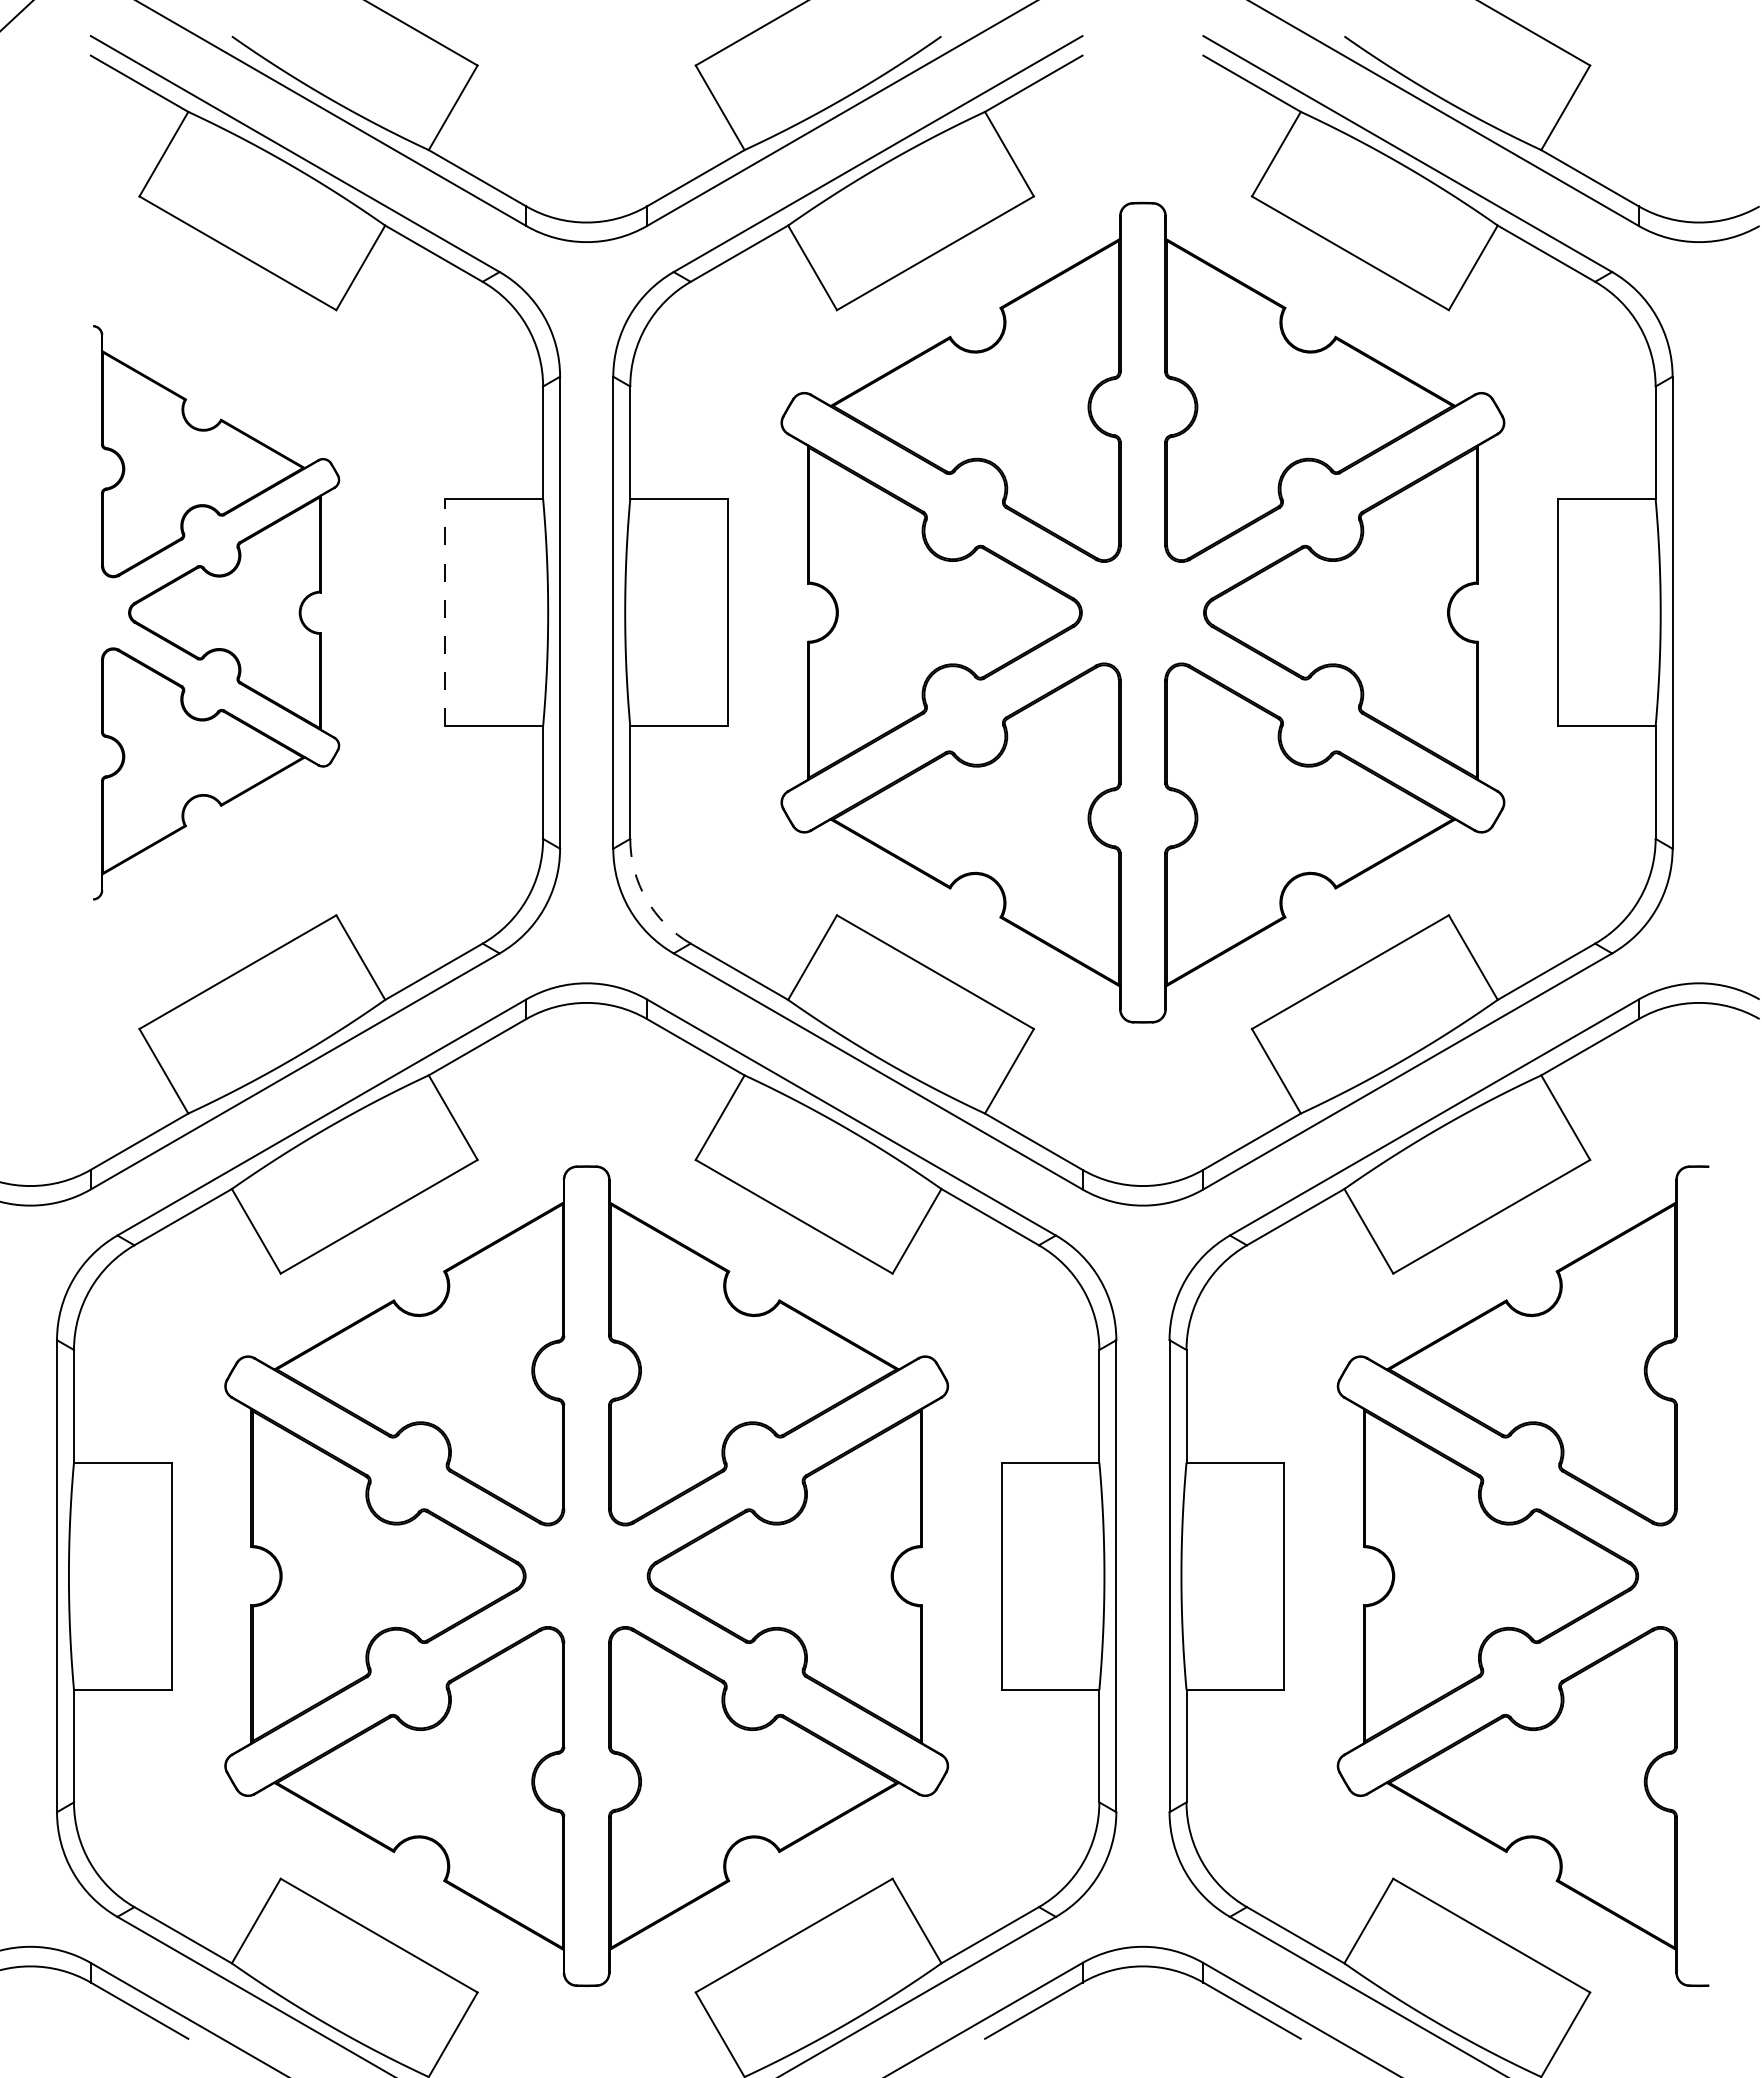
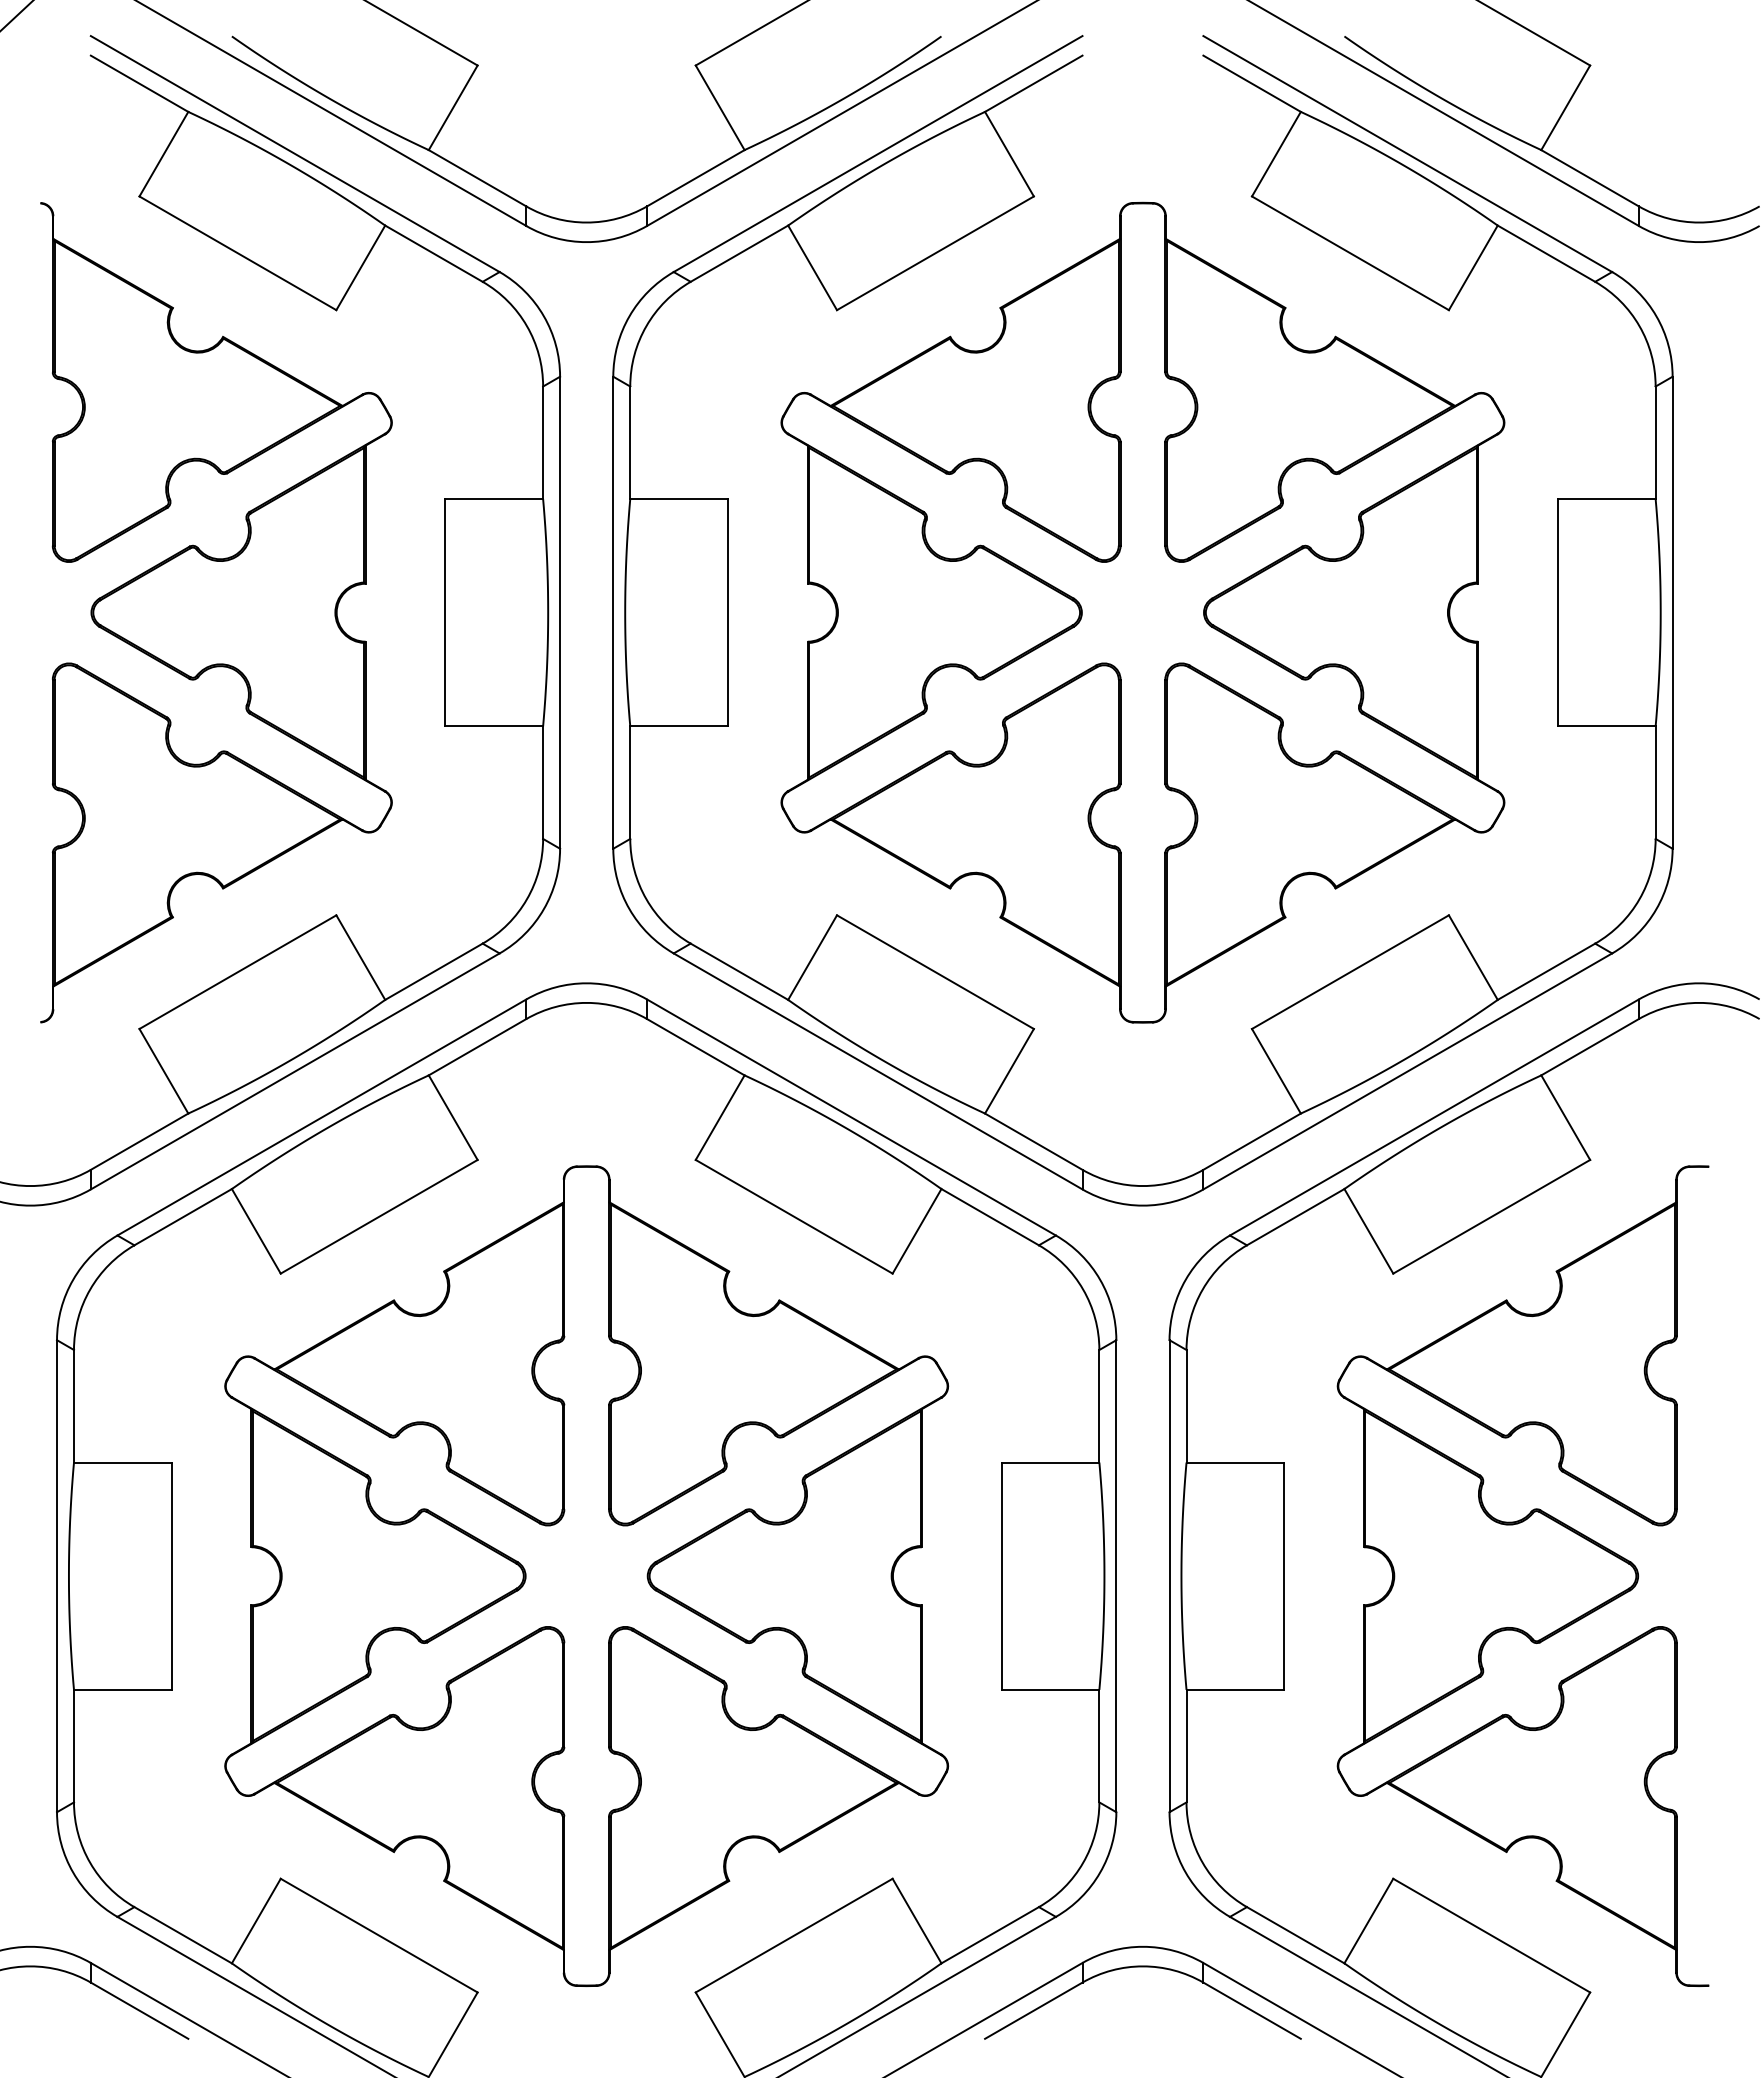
part size: 248x576 px -> 353x822 px (216, 612)
line: dashed -> solid (445, 612)
arc: dashed -> solid (646, 899)
